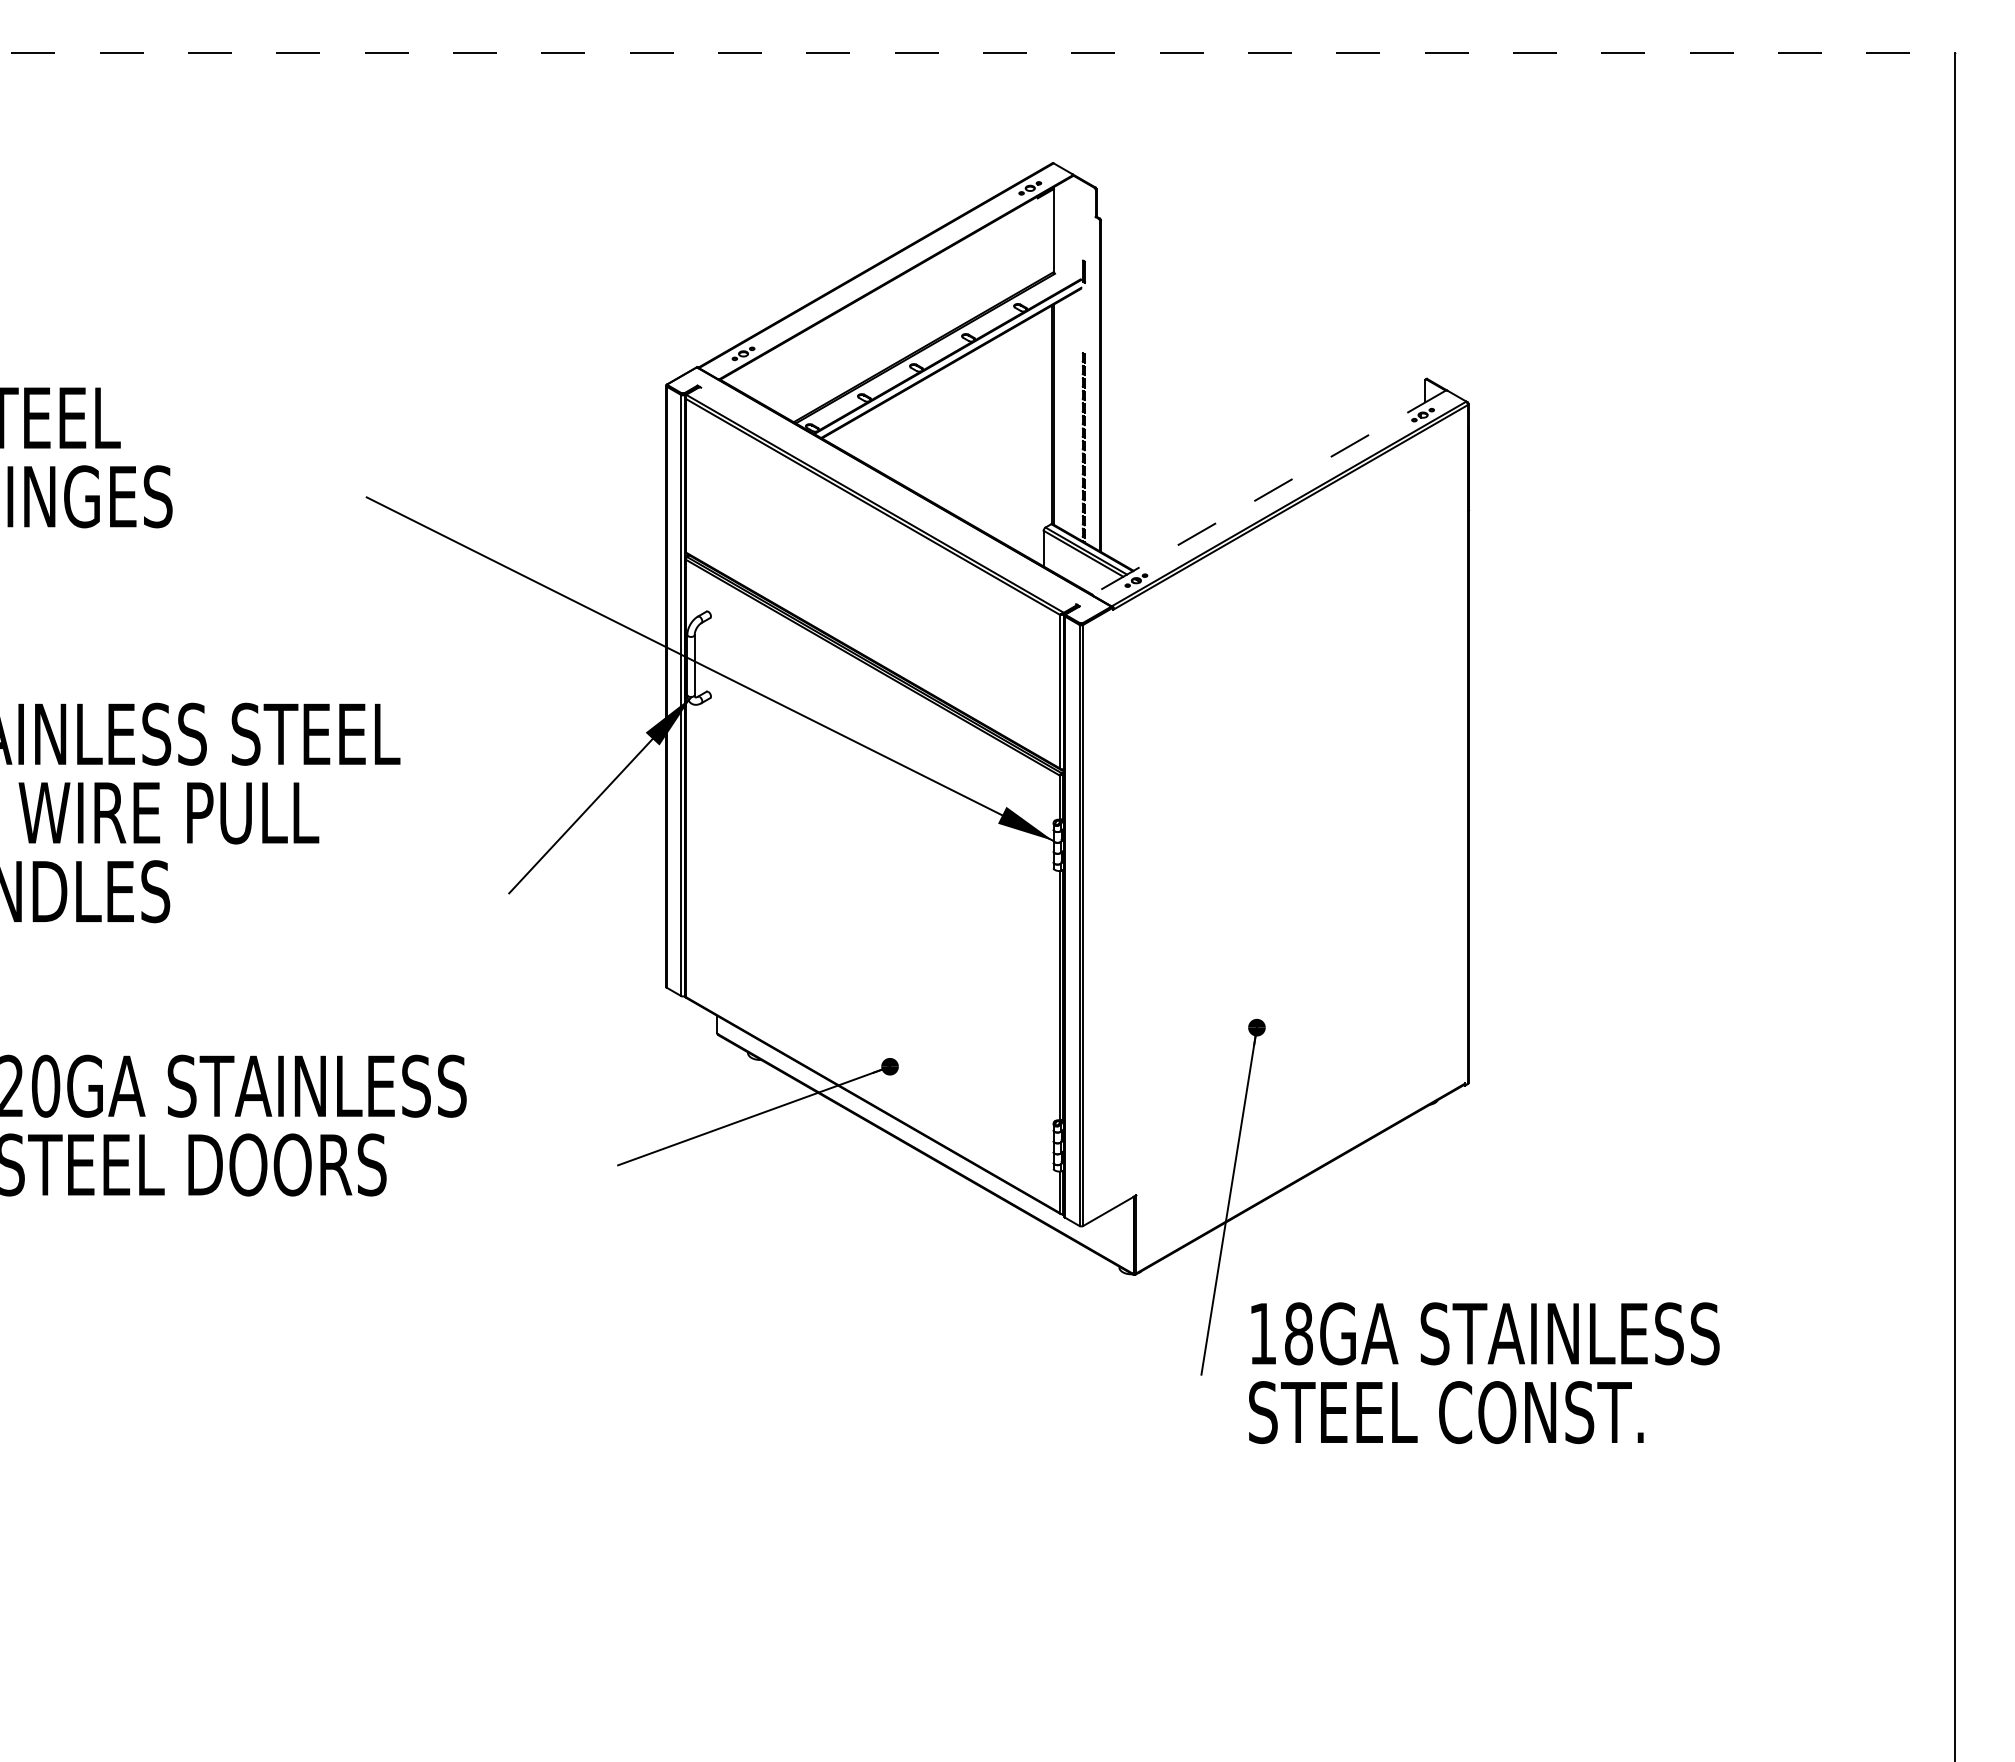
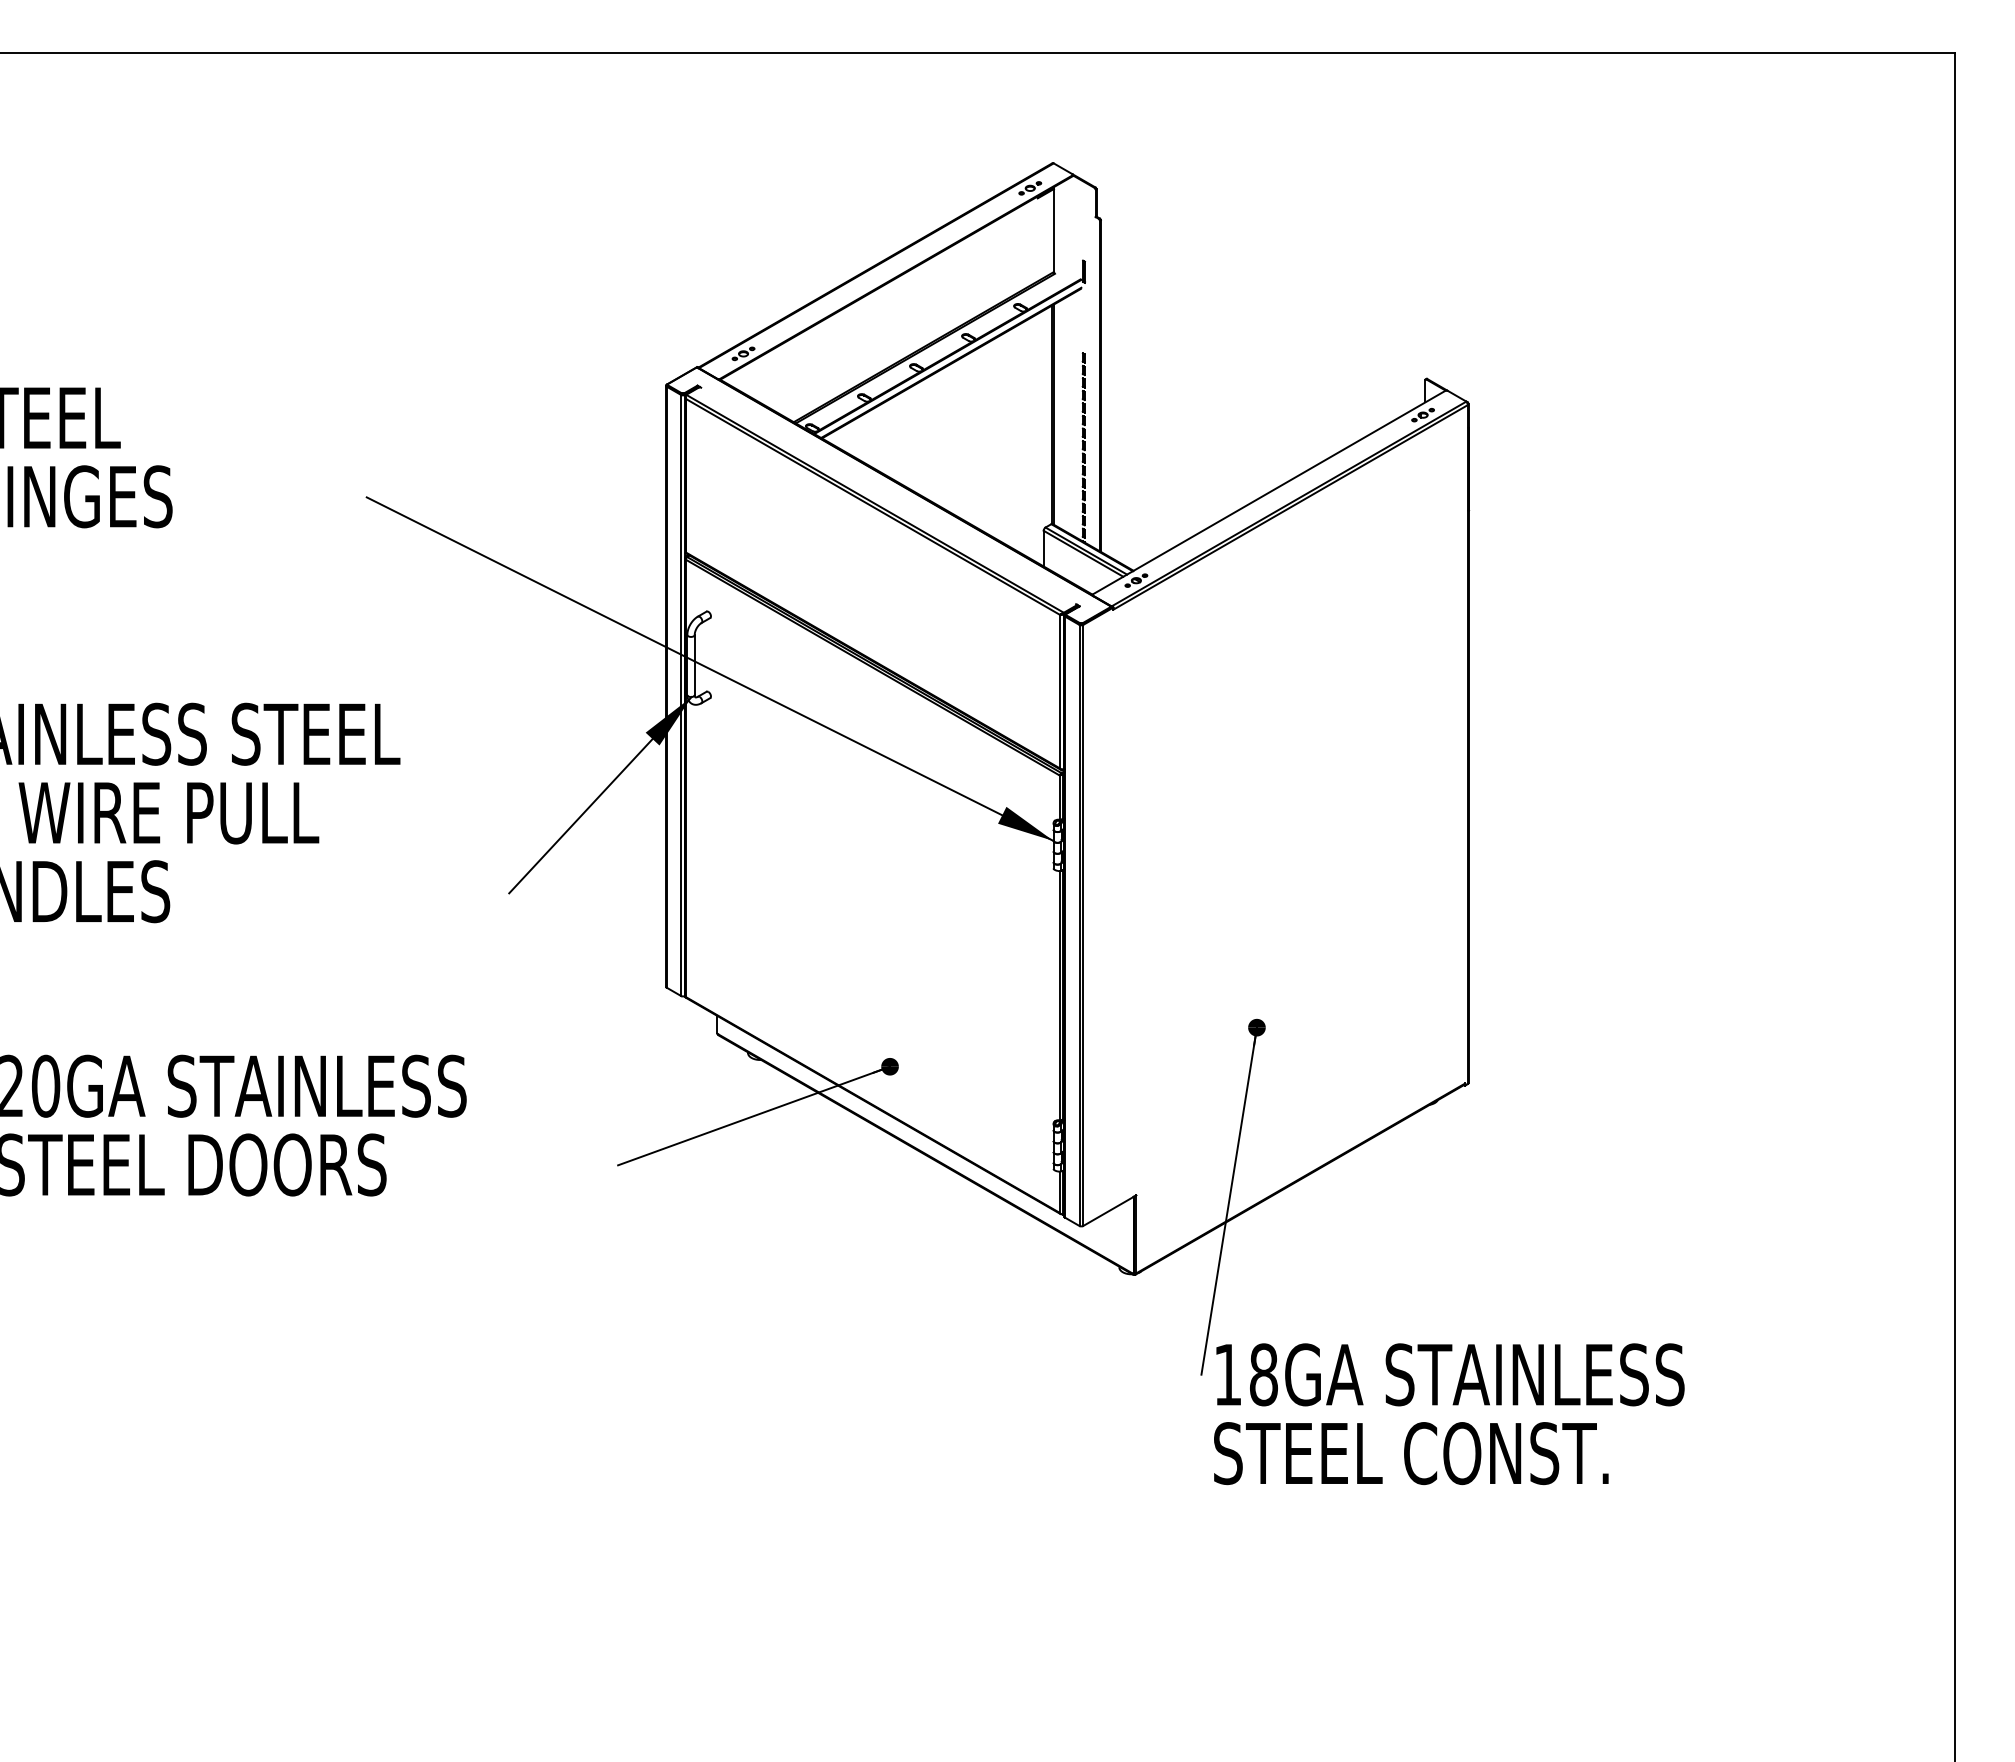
line: dashed -> solid (977, 52)
line: dashed -> solid (1269, 492)
text position: (1484, 1373) -> (1449, 1414) (1449, 1414)
